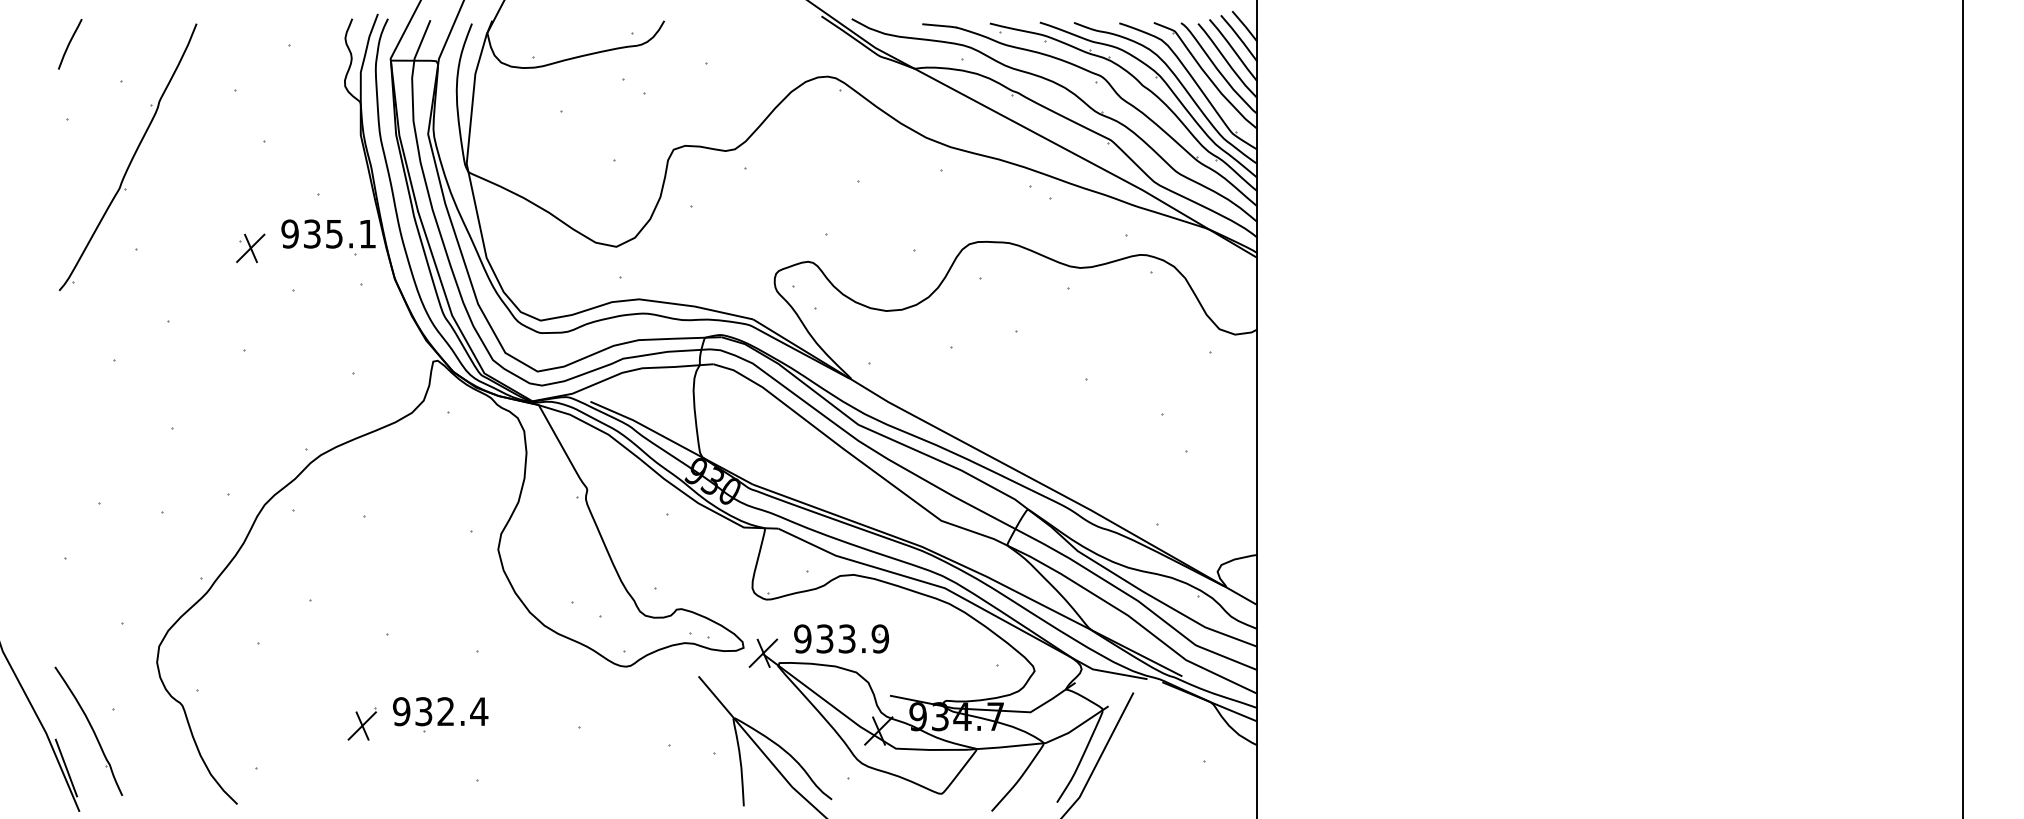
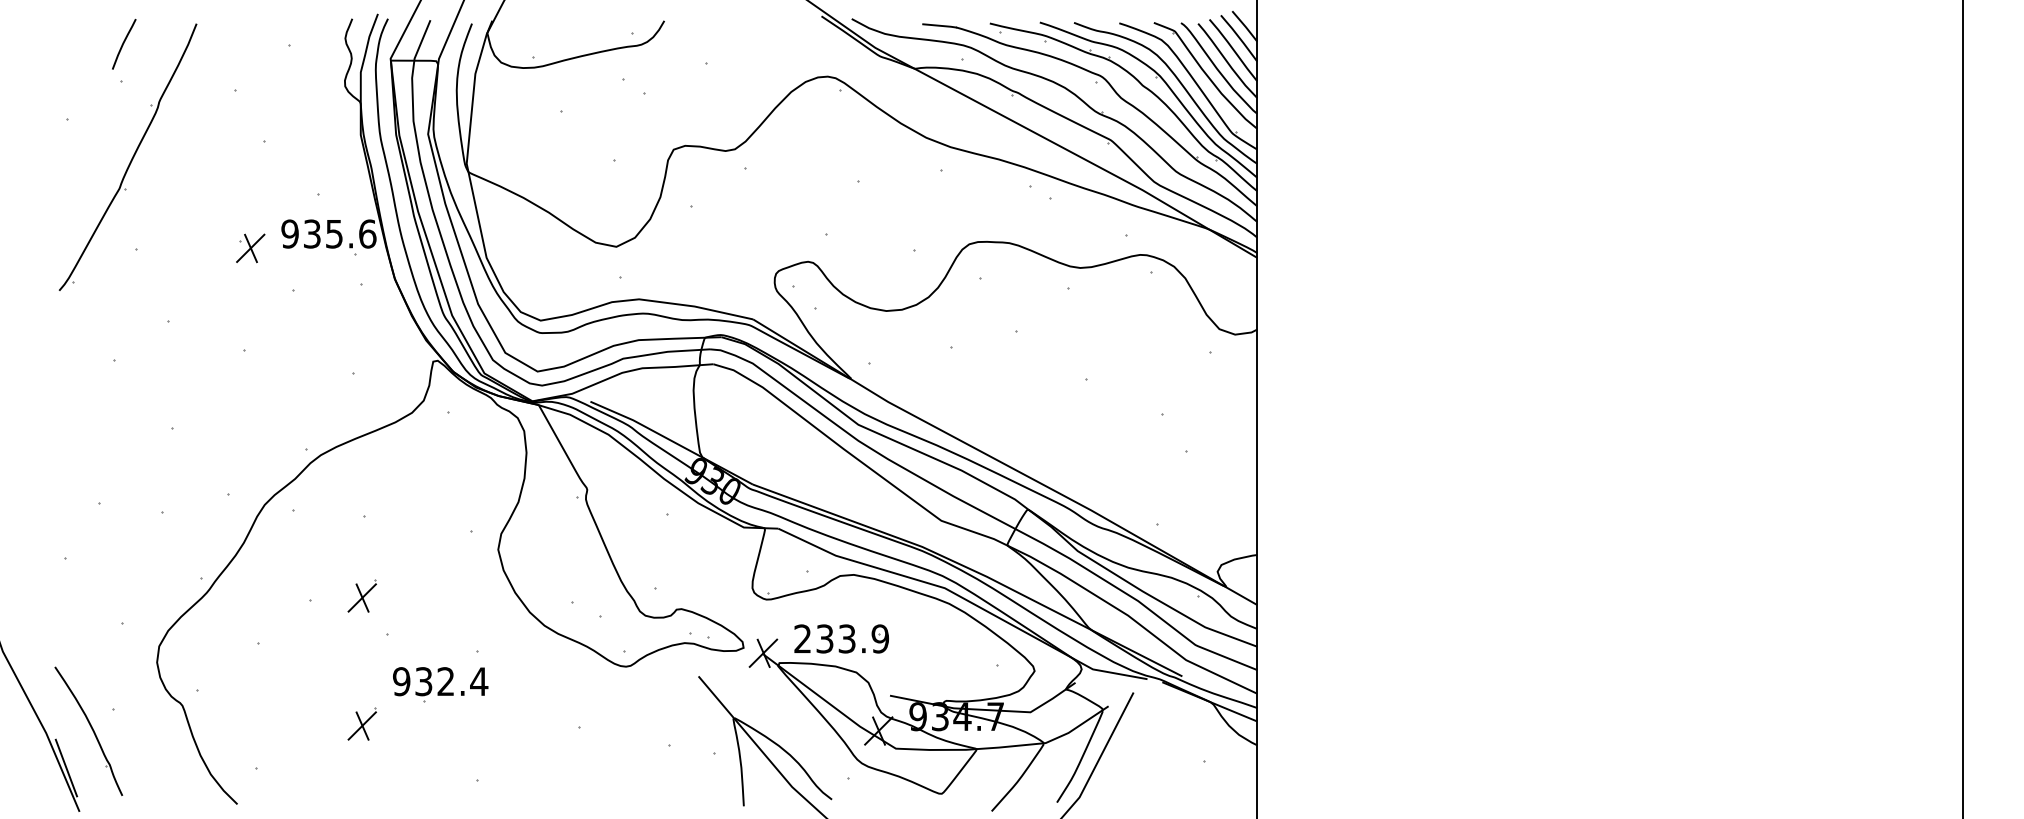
curve position: (70, 43) -> (124, 43) (124, 43)
text: 935.1 -> 935.6 (367, 233)
part: none -> present (361, 595)
text: 933.9 -> 233.9 (802, 638)
part position: (440, 714) -> (440, 684) (440, 684)
